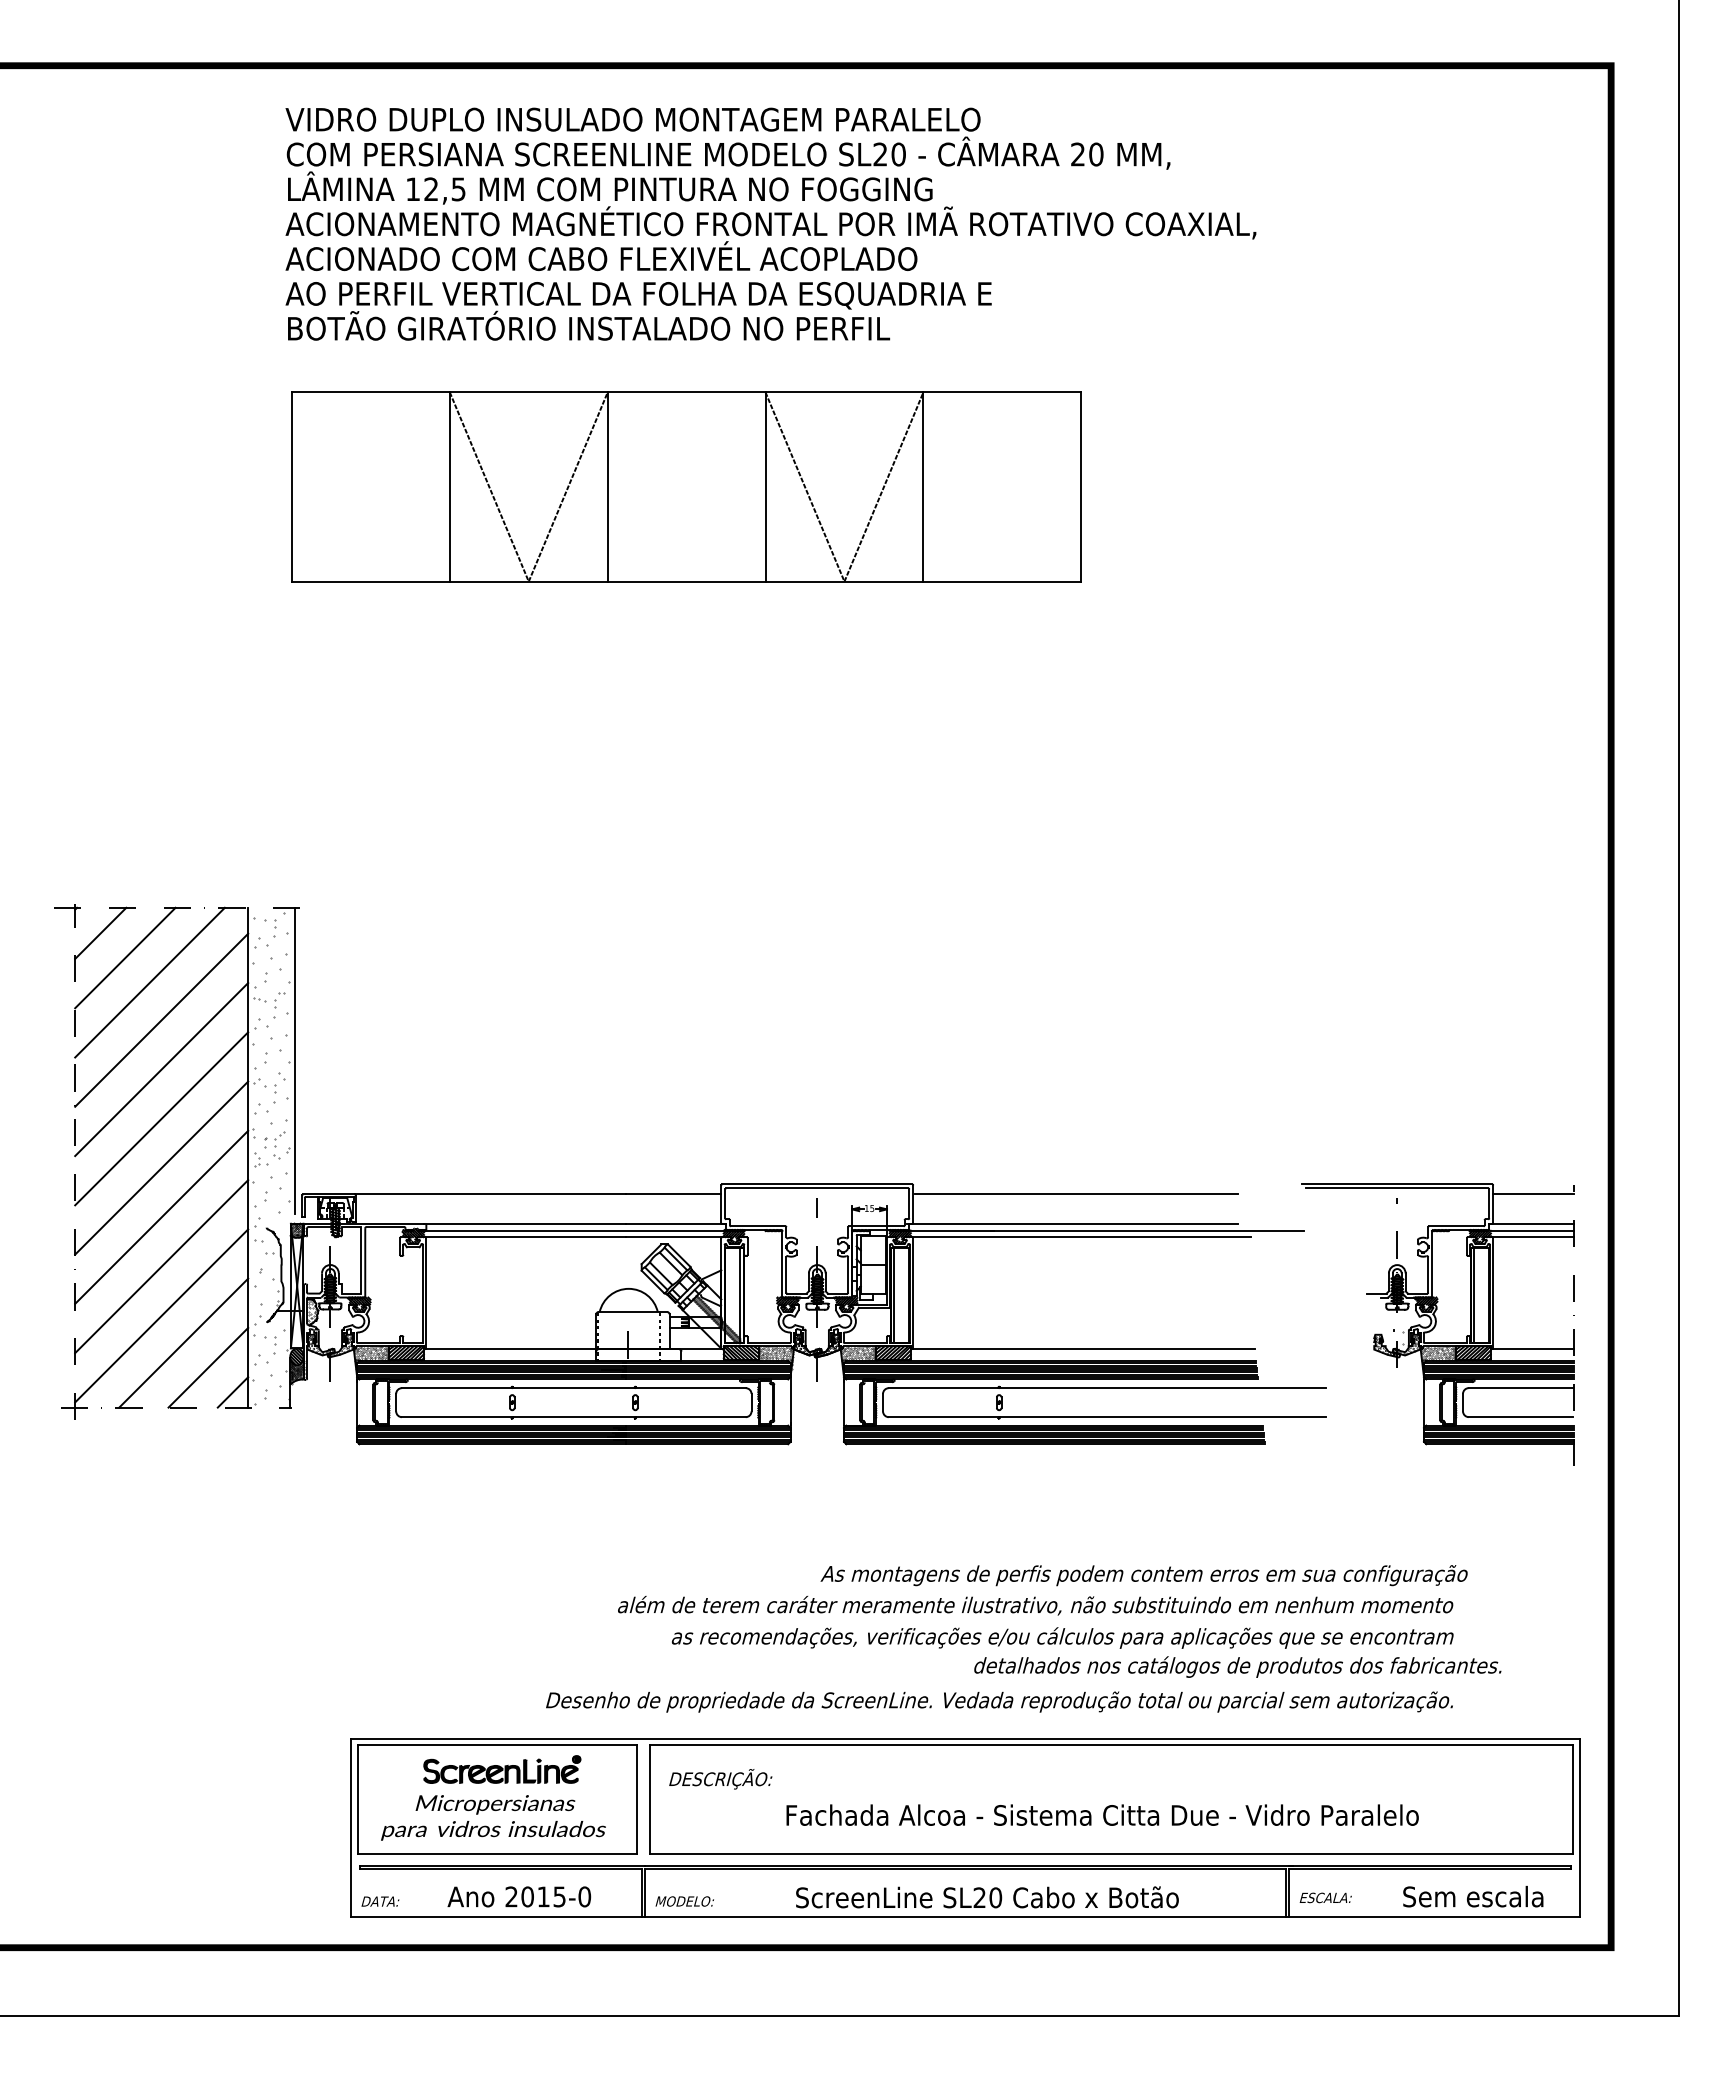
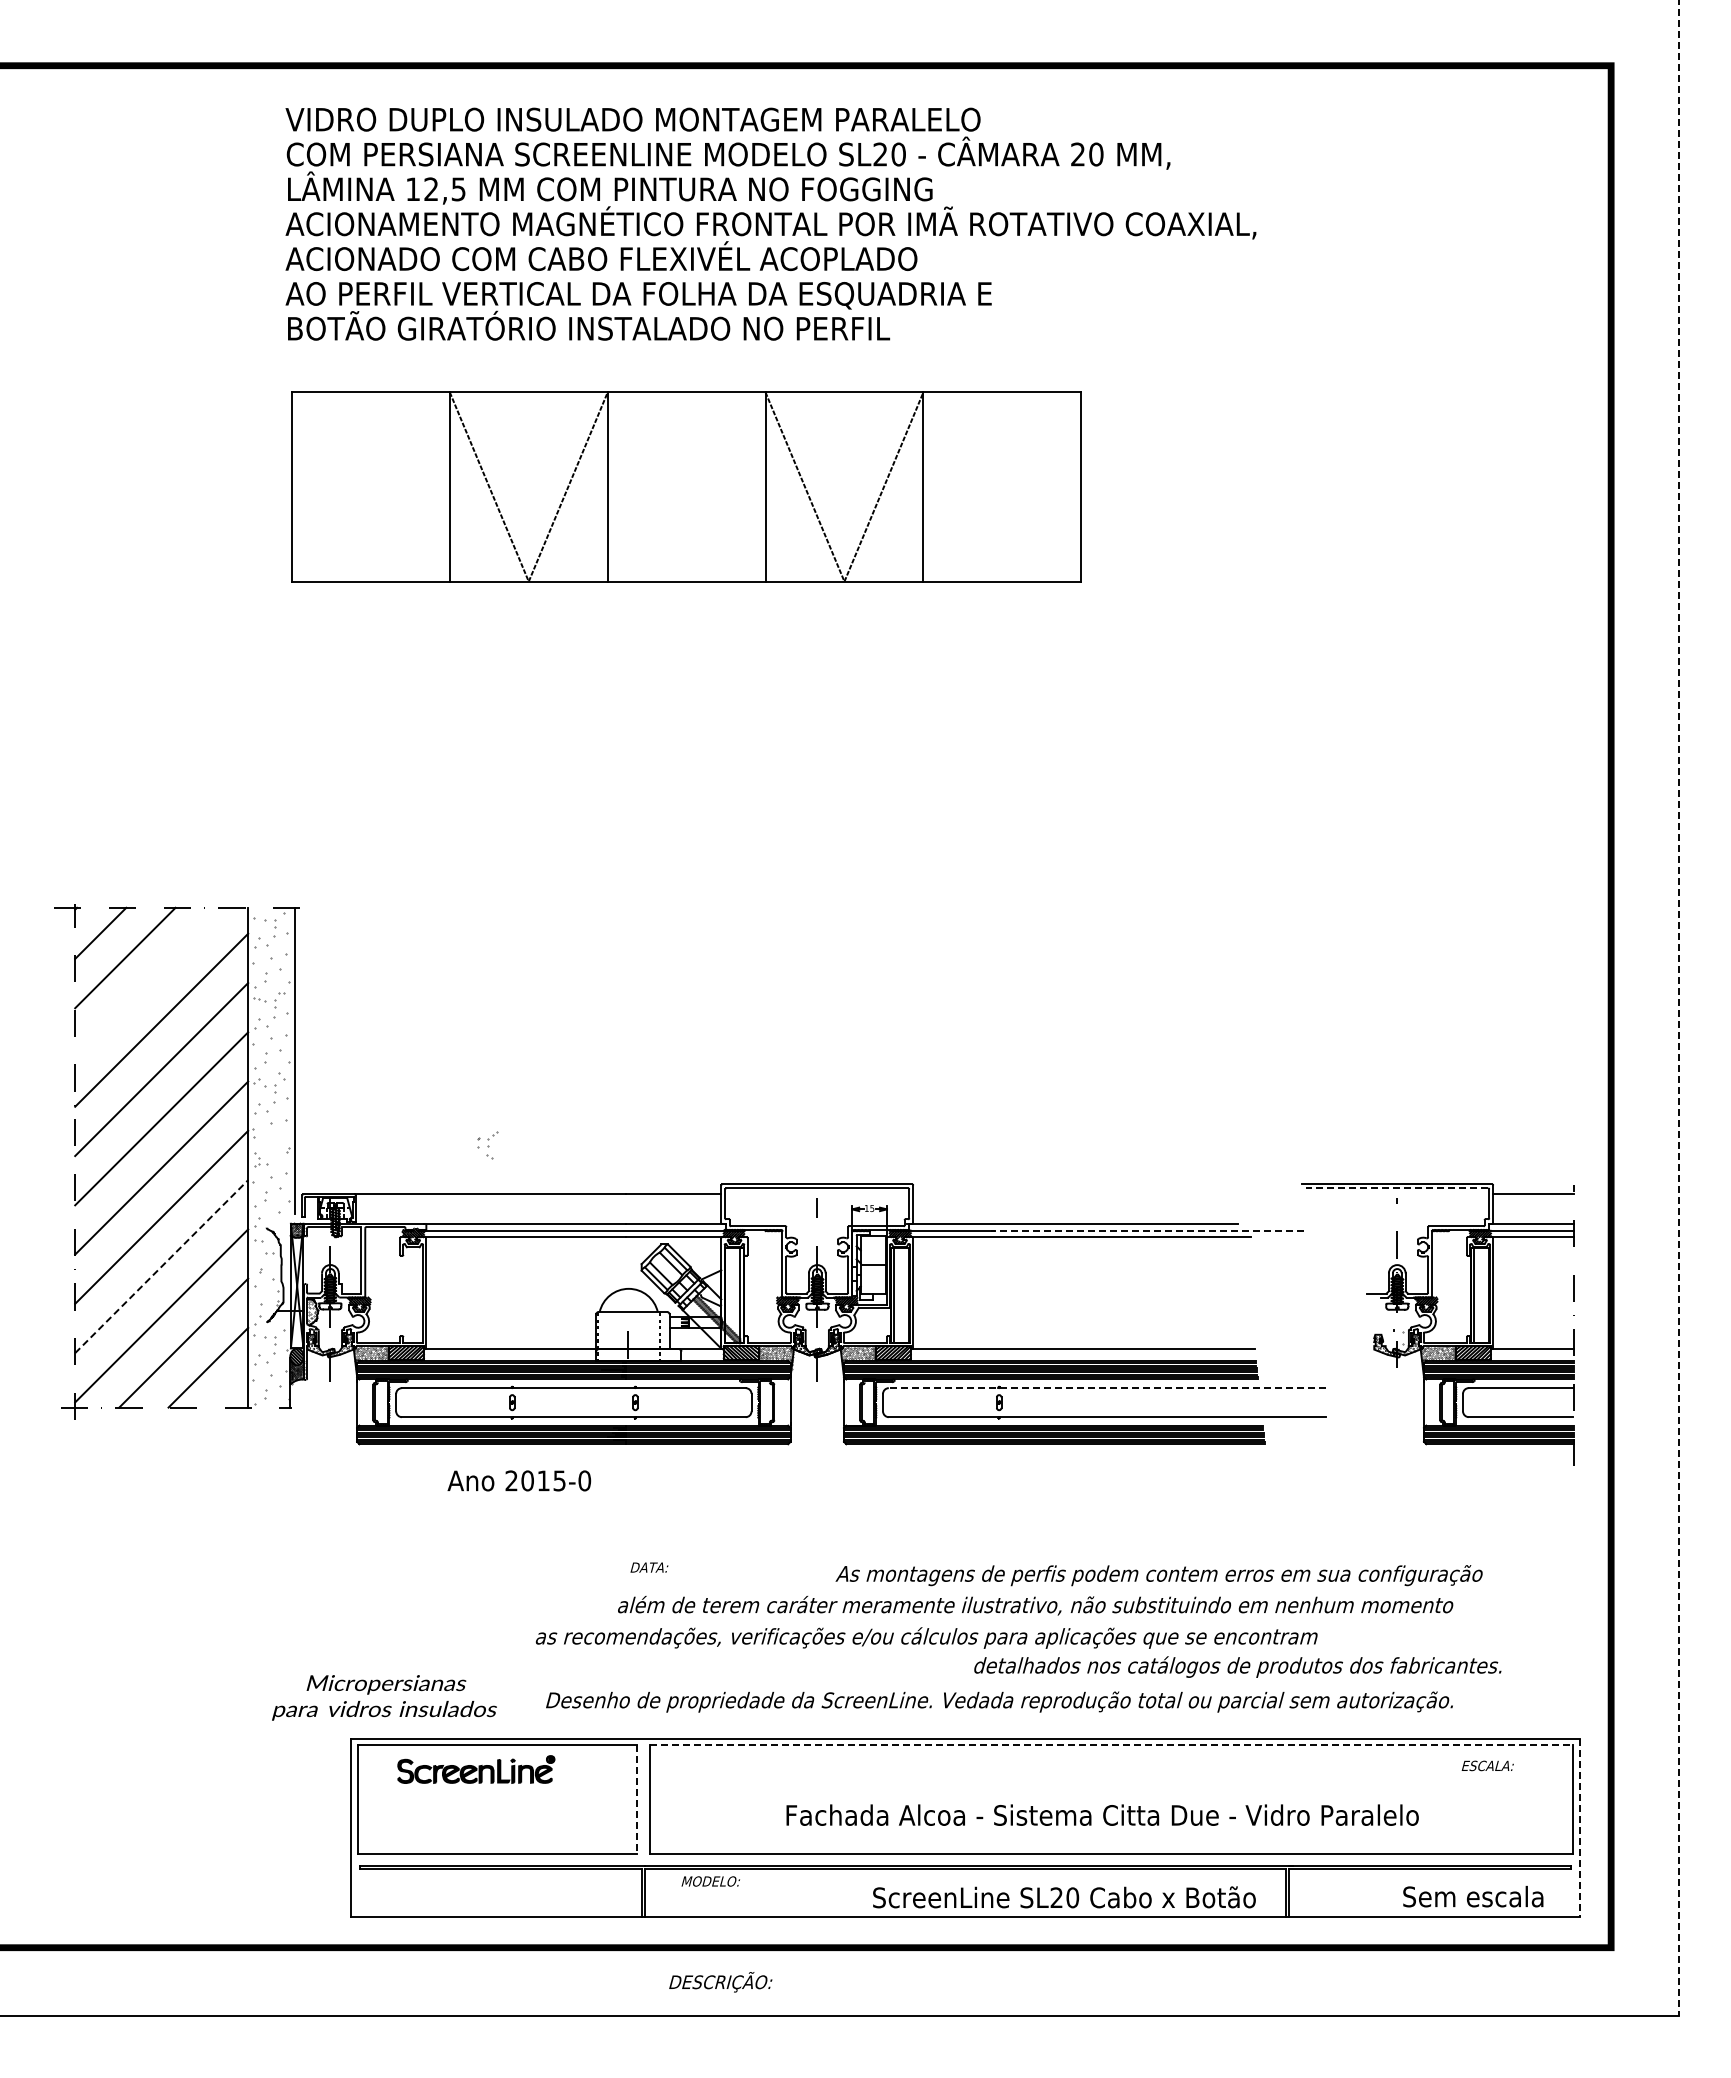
line: present -> none (149, 982)
line: solid -> dashed (1679, 1008)
part position: (274, 1145) -> (487, 1145) (487, 1145)
line: solid -> dashed (1396, 1188)
line: present -> none (1076, 1194)
line: solid -> dashed (1146, 1230)
line: solid -> dashed (162, 1266)
line: solid -> dashed (1106, 1388)
line: present -> none (232, 1392)
text position: (1143, 1575) -> (1158, 1575) (1158, 1575)
text position: (1062, 1637) -> (926, 1637) (926, 1637)
line: solid -> dashed (1111, 1745)
part position: (502, 1769) -> (476, 1769) (476, 1769)
text position: (720, 1779) -> (720, 1982) (720, 1982)
line: solid -> dashed (636, 1800)
text position: (493, 1817) -> (384, 1697) (384, 1697)
line: solid -> dashed (1580, 1828)
text position: (519, 1896) -> (519, 1480) (519, 1480)
text position: (987, 1897) -> (1064, 1897) (1064, 1897)
text position: (1325, 1897) -> (1487, 1765) (1487, 1765)
text position: (380, 1901) -> (649, 1567) (649, 1567)
text position: (684, 1901) -> (710, 1881) (710, 1881)
